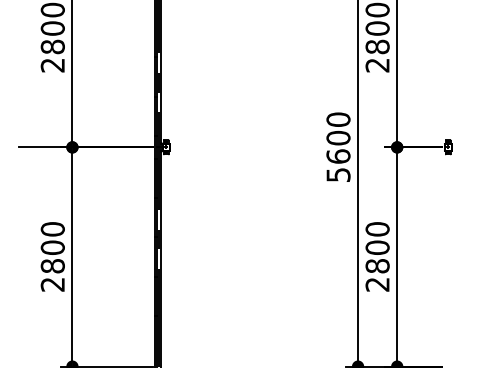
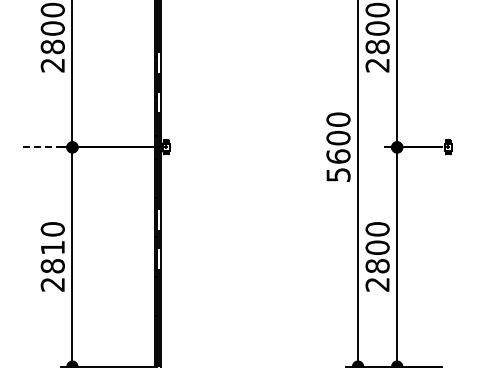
line: solid -> dashed (40, 147)
text: 2800 -> 2810 (52, 247)
